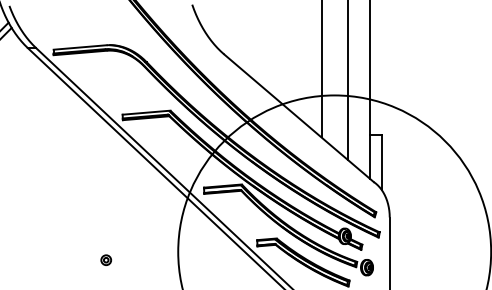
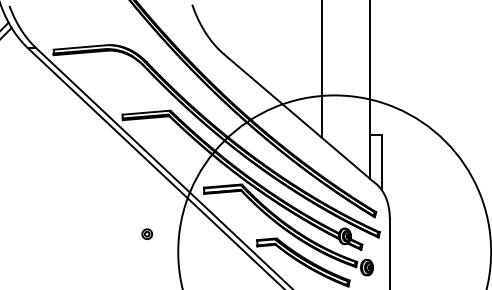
line: present -> none (347, 80)
part position: (105, 259) -> (146, 233) (146, 233)
